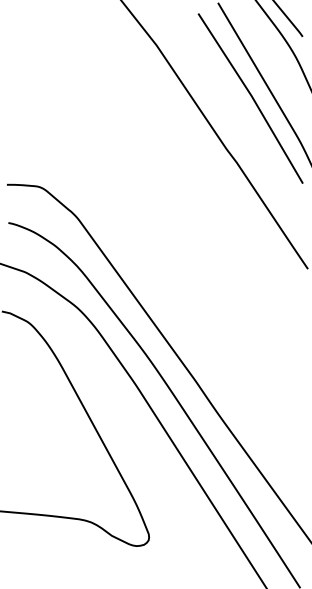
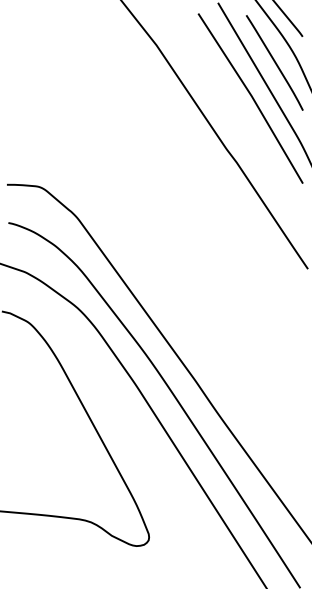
curve: none -> present (274, 62)
